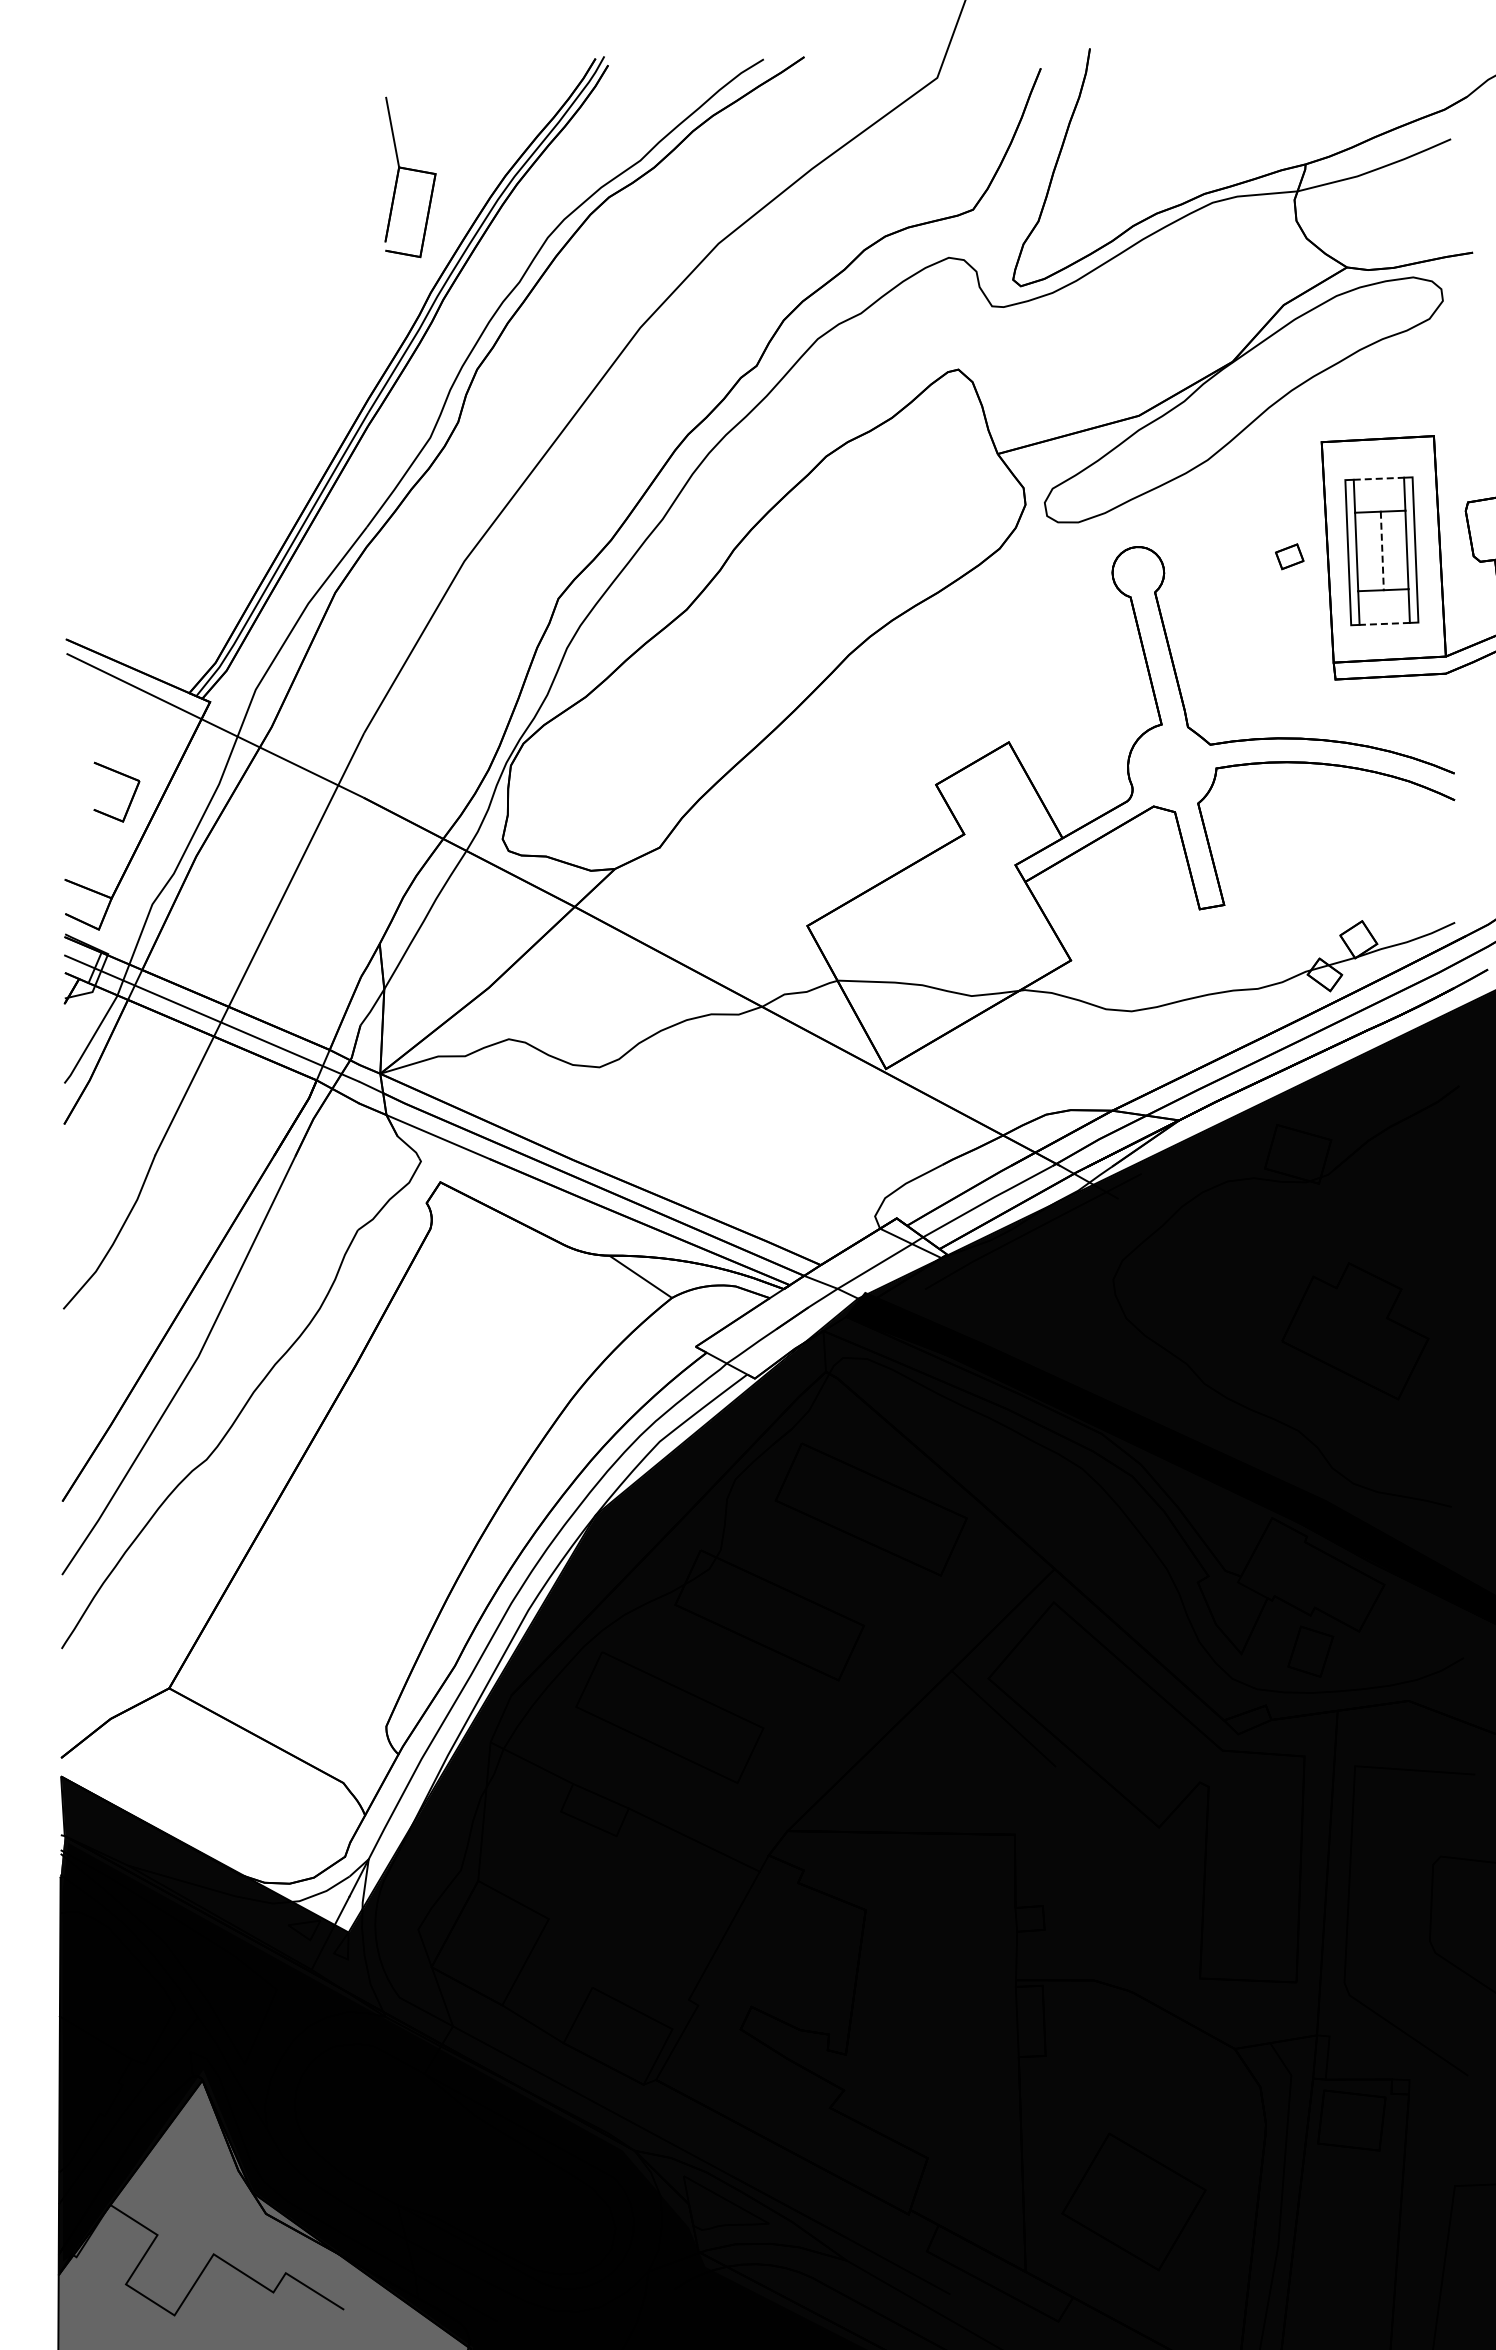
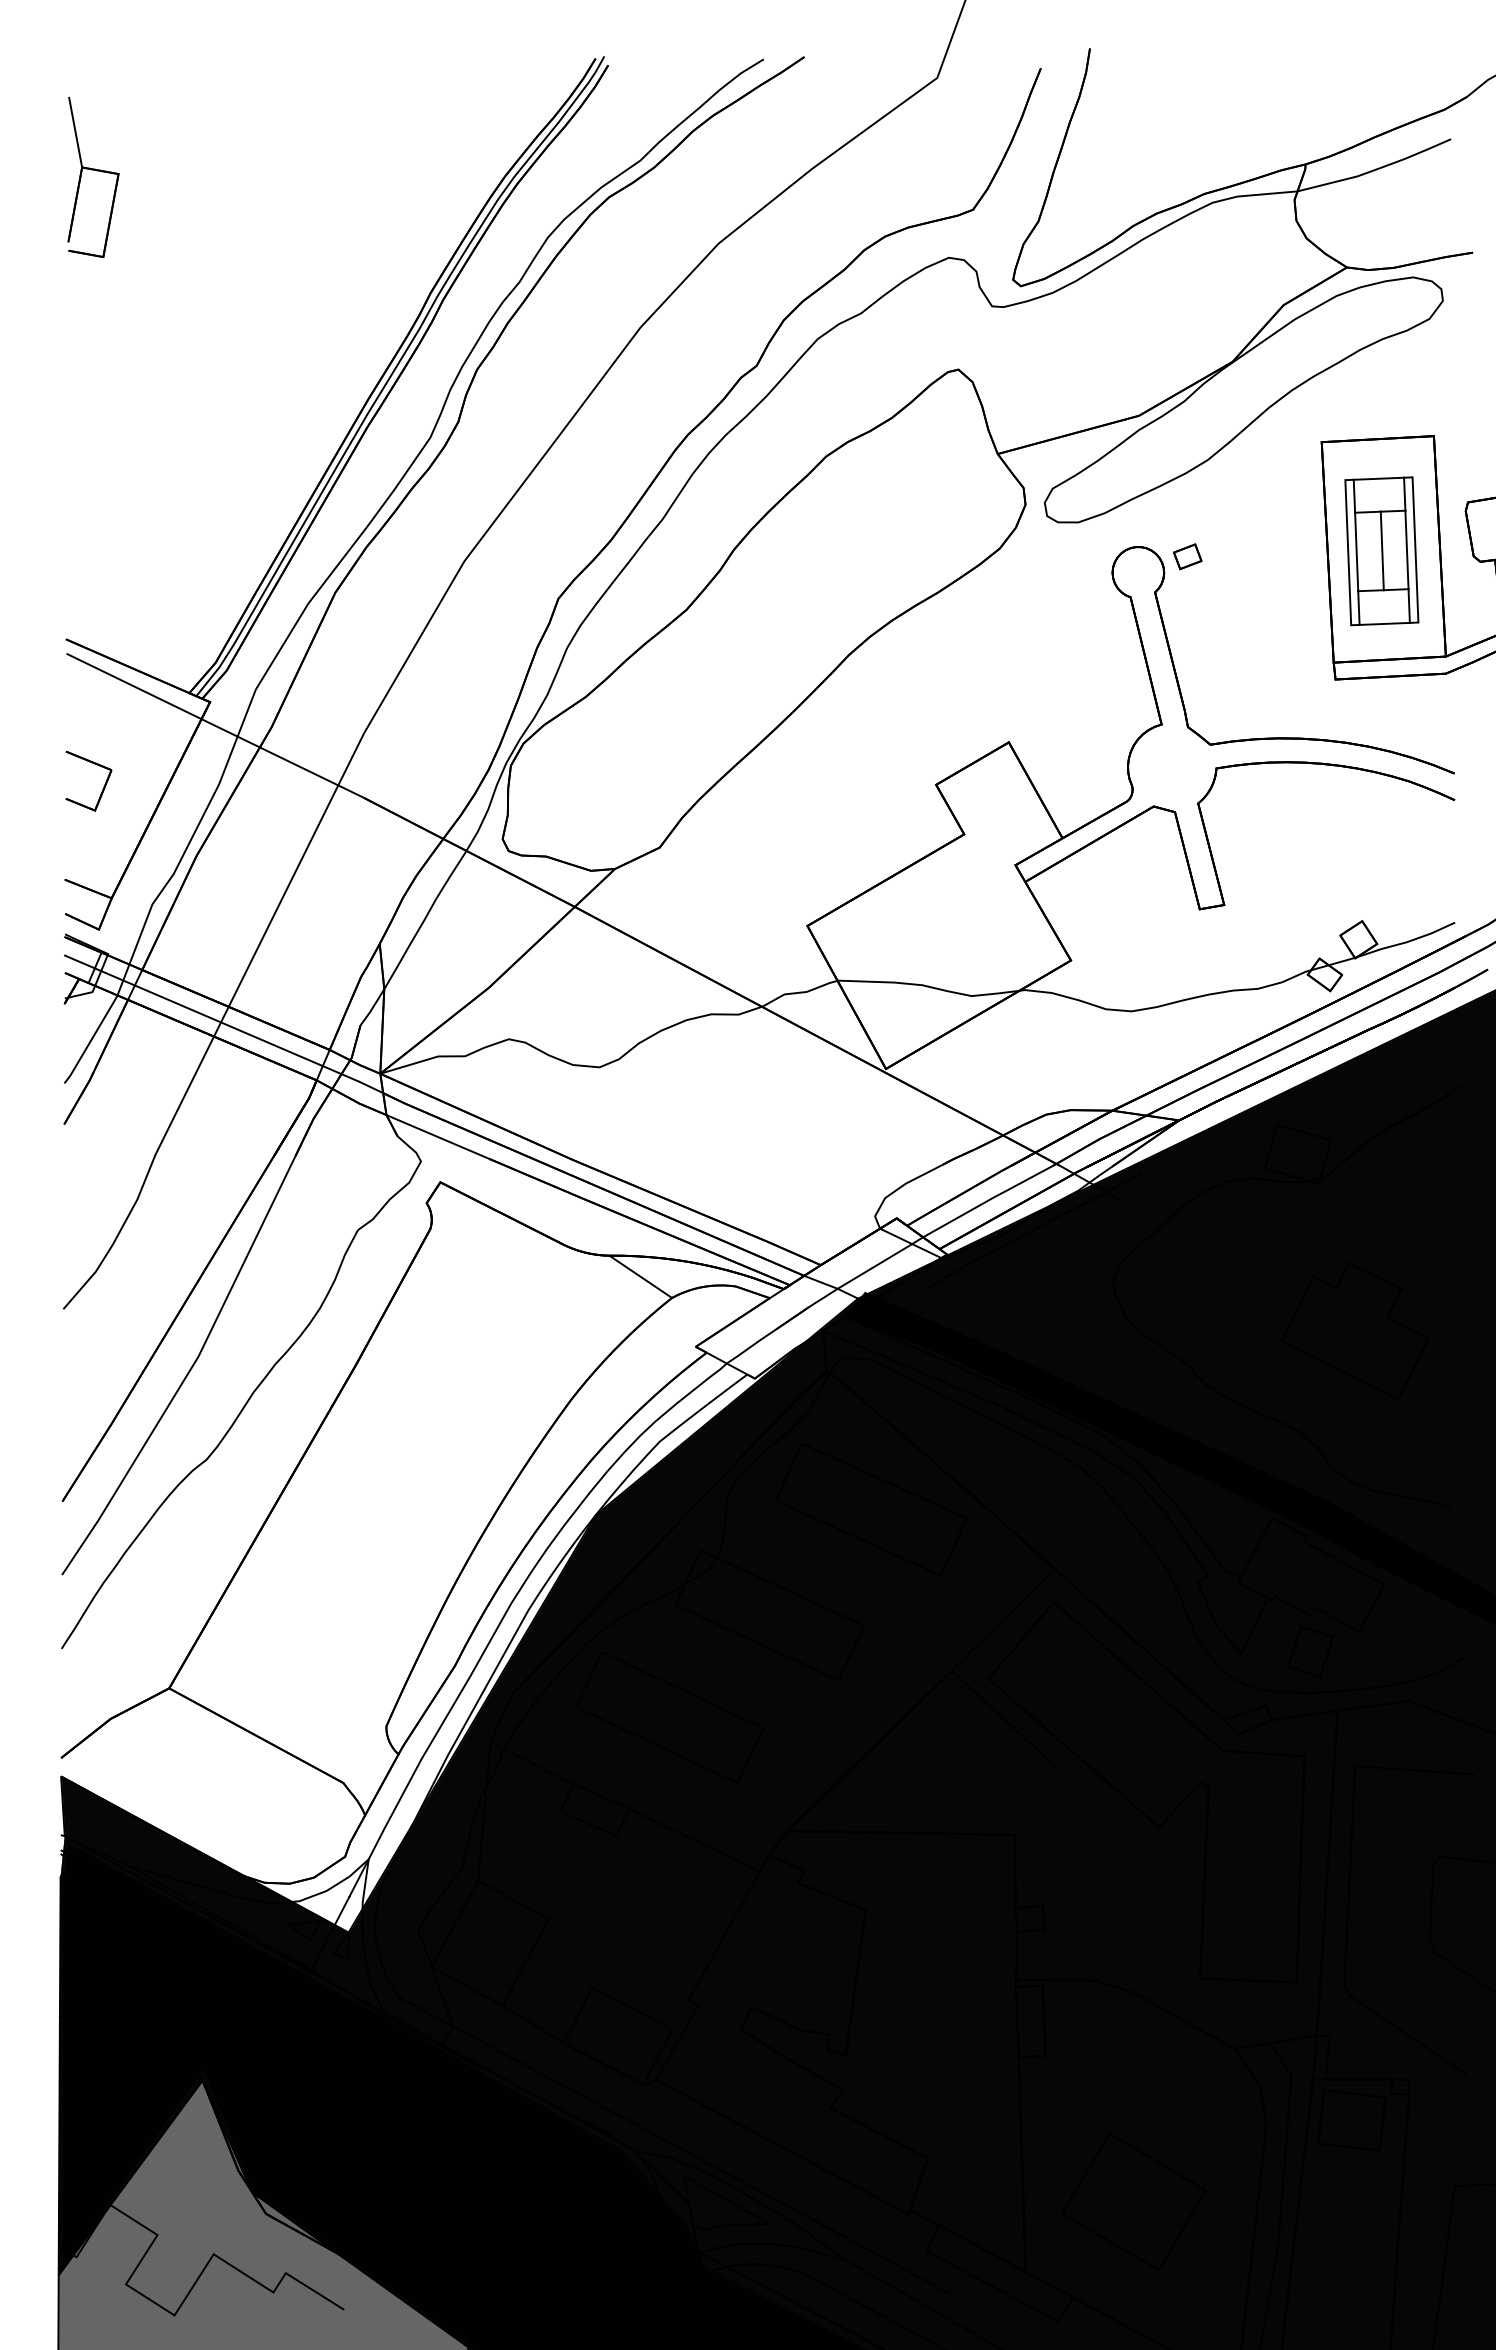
part position: (410, 170) -> (93, 170) (93, 170)
line: dashed -> solid (1379, 478)
line: dashed -> solid (1382, 551)
part position: (1289, 556) -> (1187, 556) (1187, 556)
line: dashed -> solid (1384, 623)
part position: (131, 797) -> (103, 786) (103, 786)
